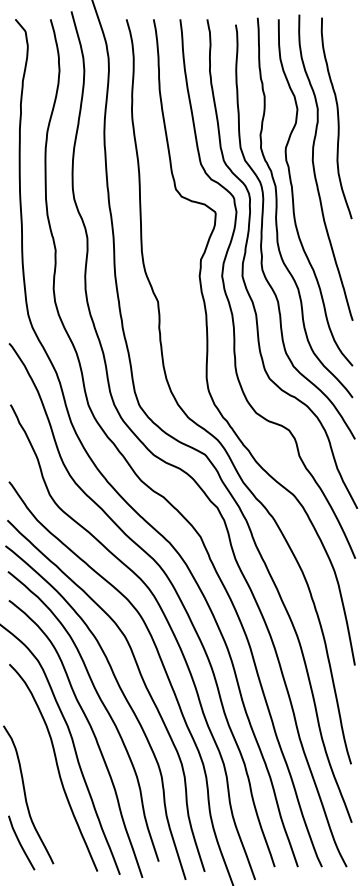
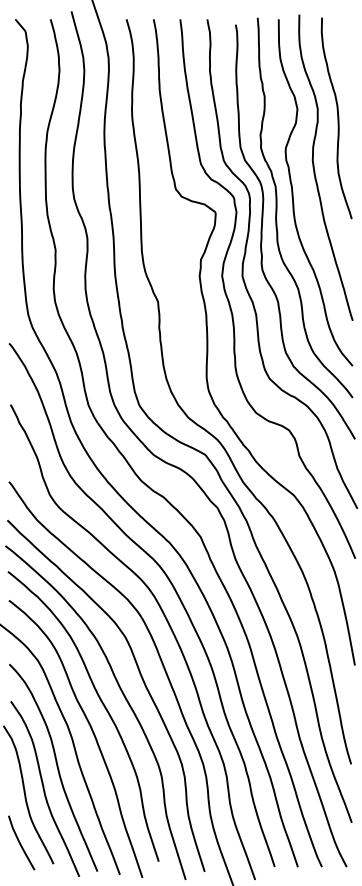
curve: none -> present (44, 788)
